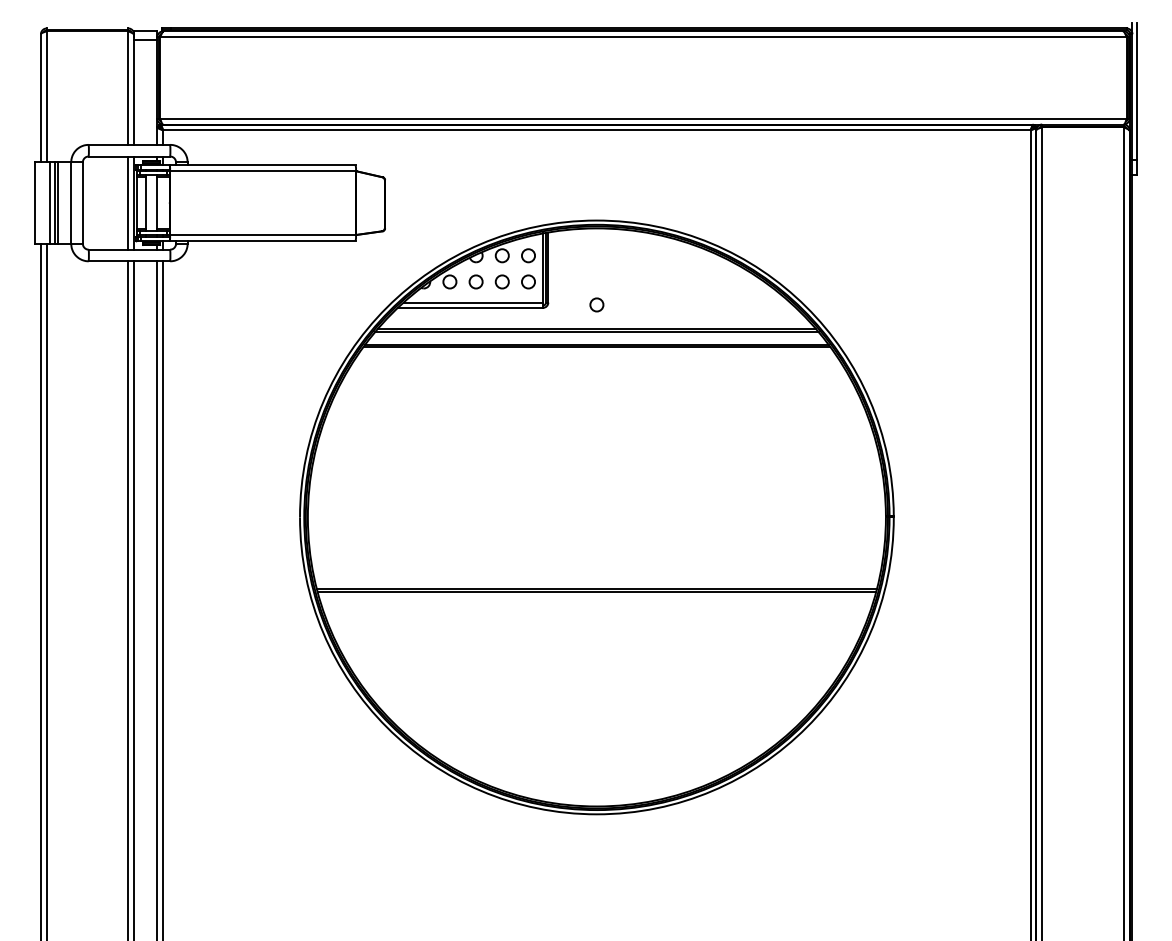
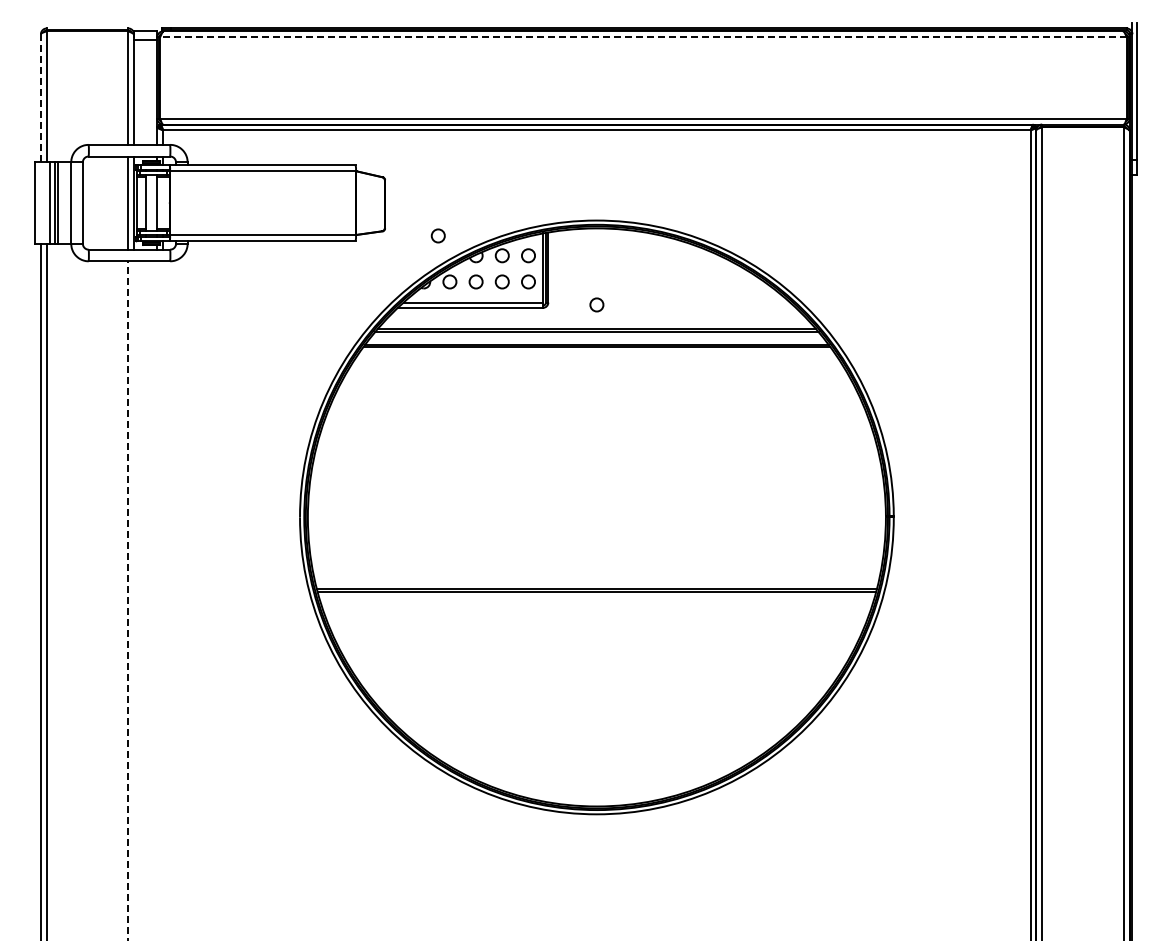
line: solid -> dashed (642, 37)
line: solid -> dashed (40, 97)
circle: none -> present (437, 235)
line: present -> none (134, 599)
line: present -> none (157, 599)
line: present -> none (163, 599)
line: solid -> dashed (128, 600)
